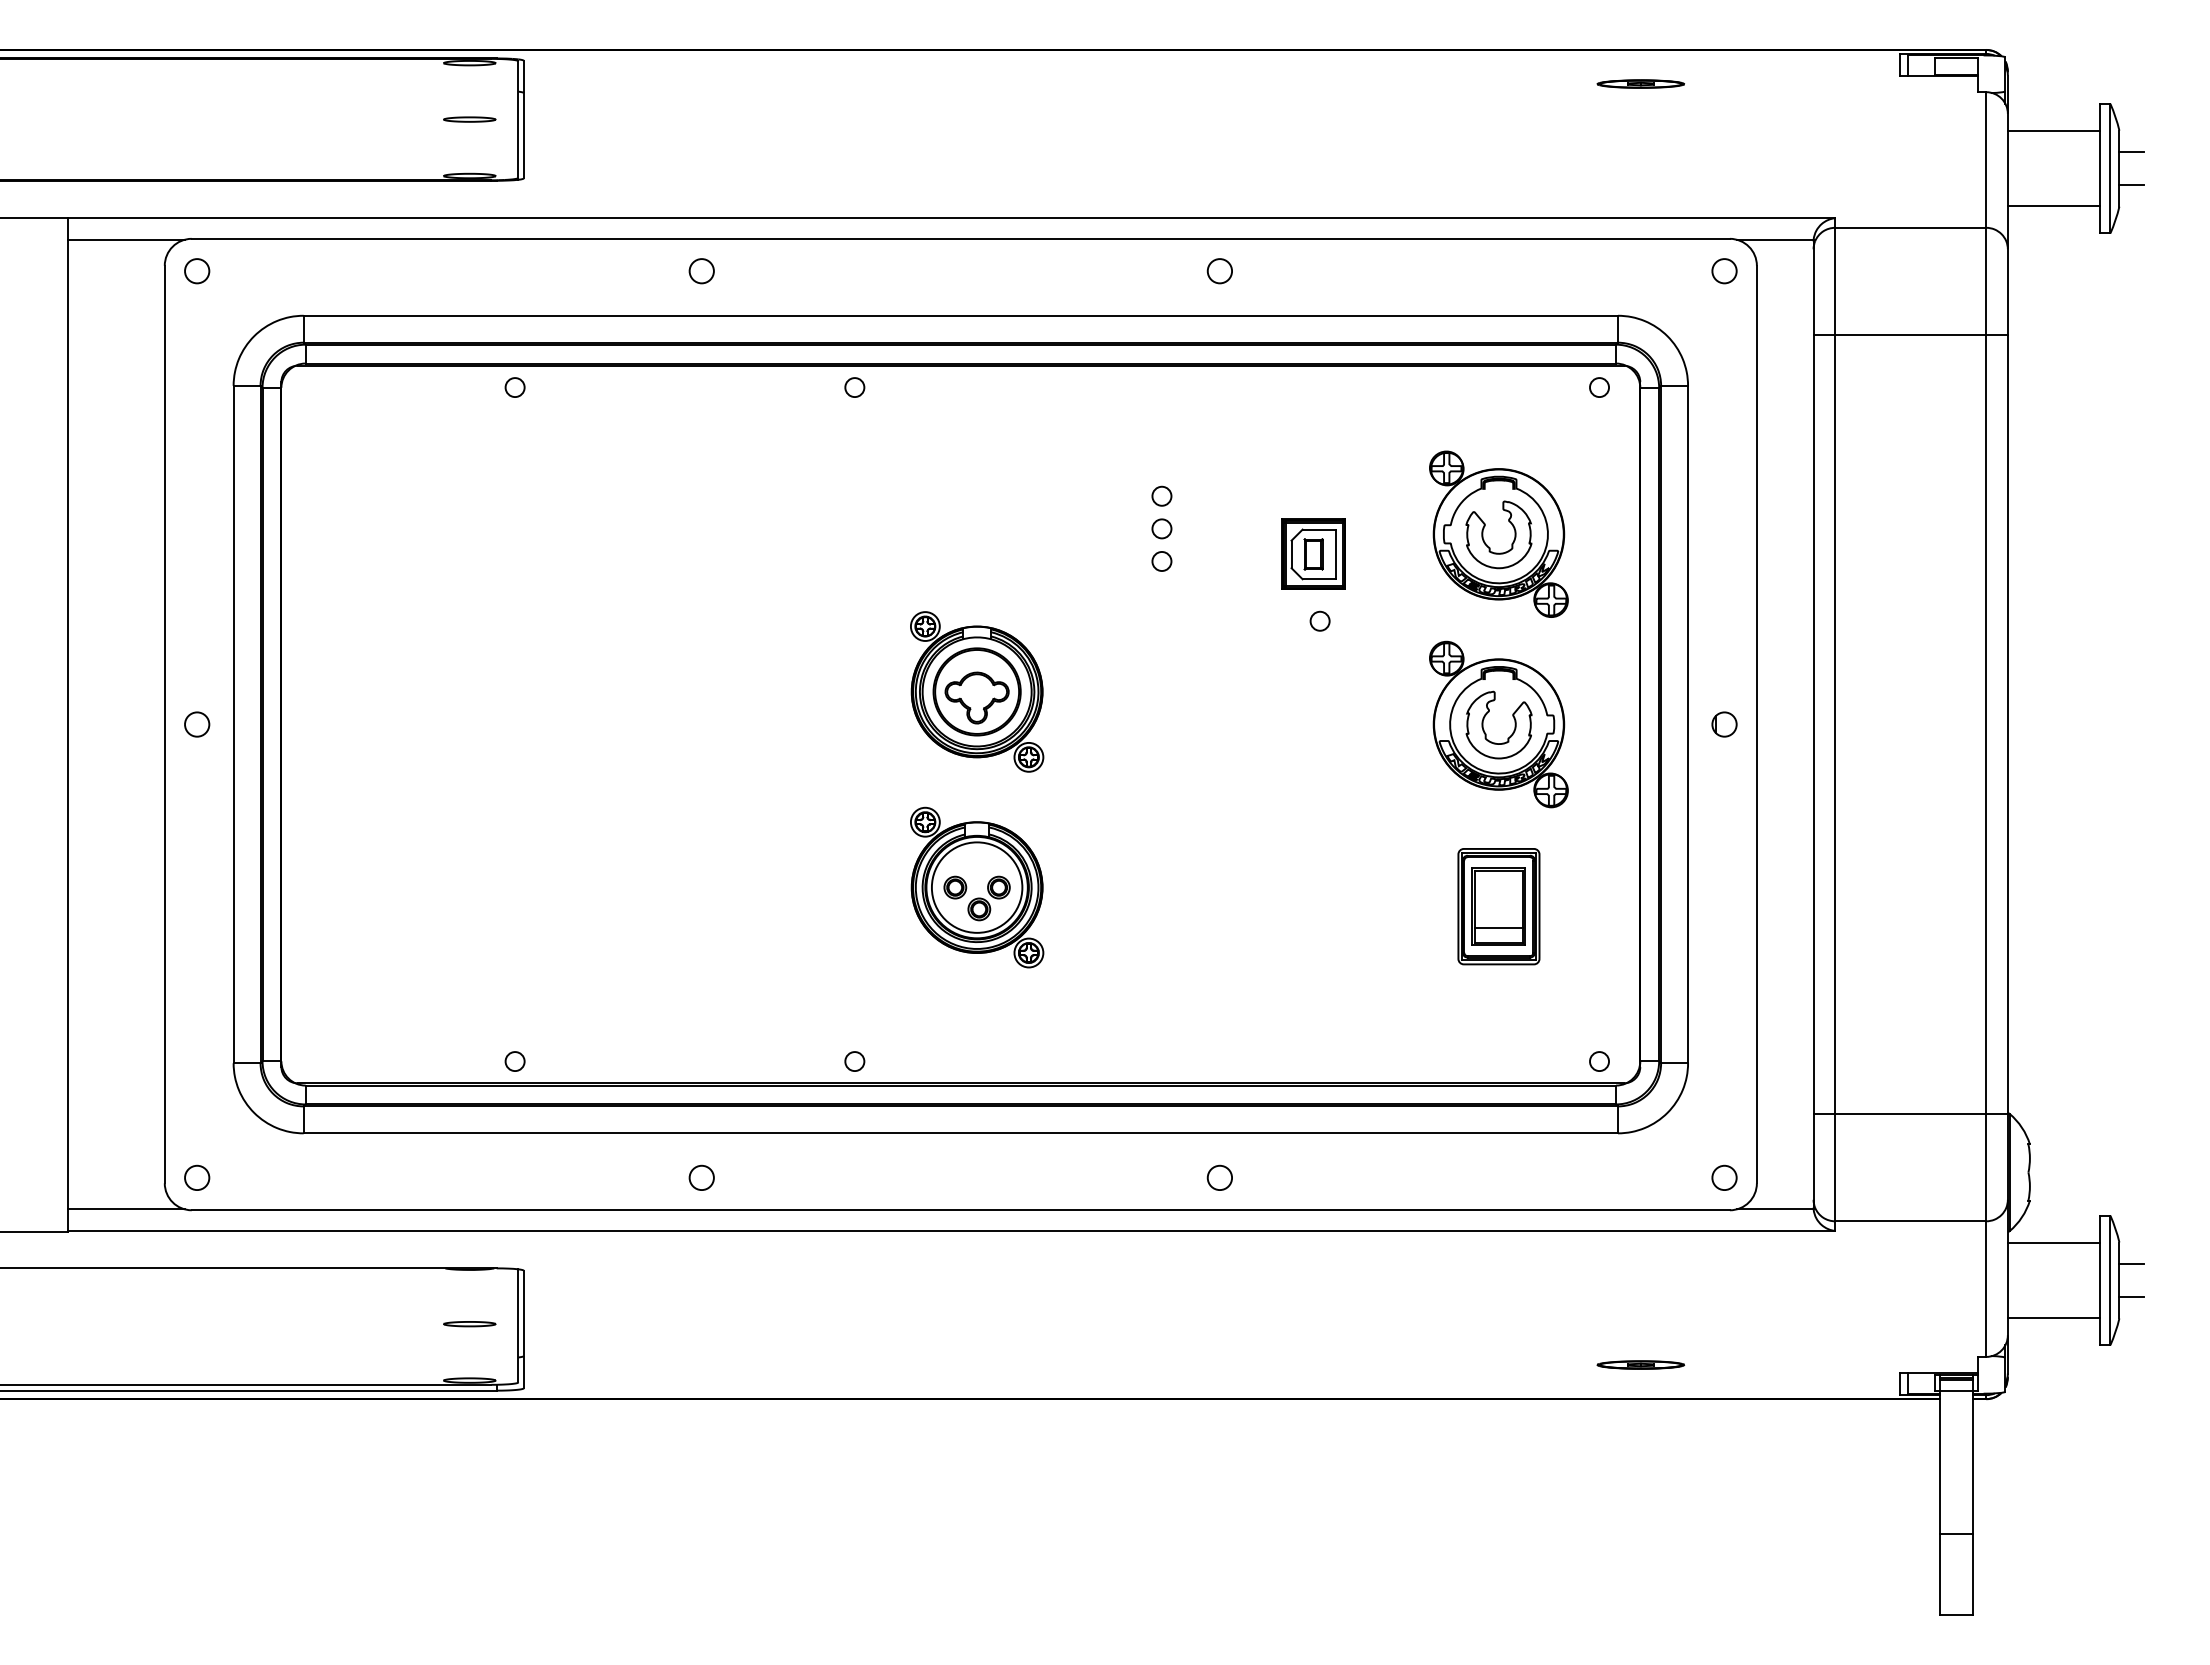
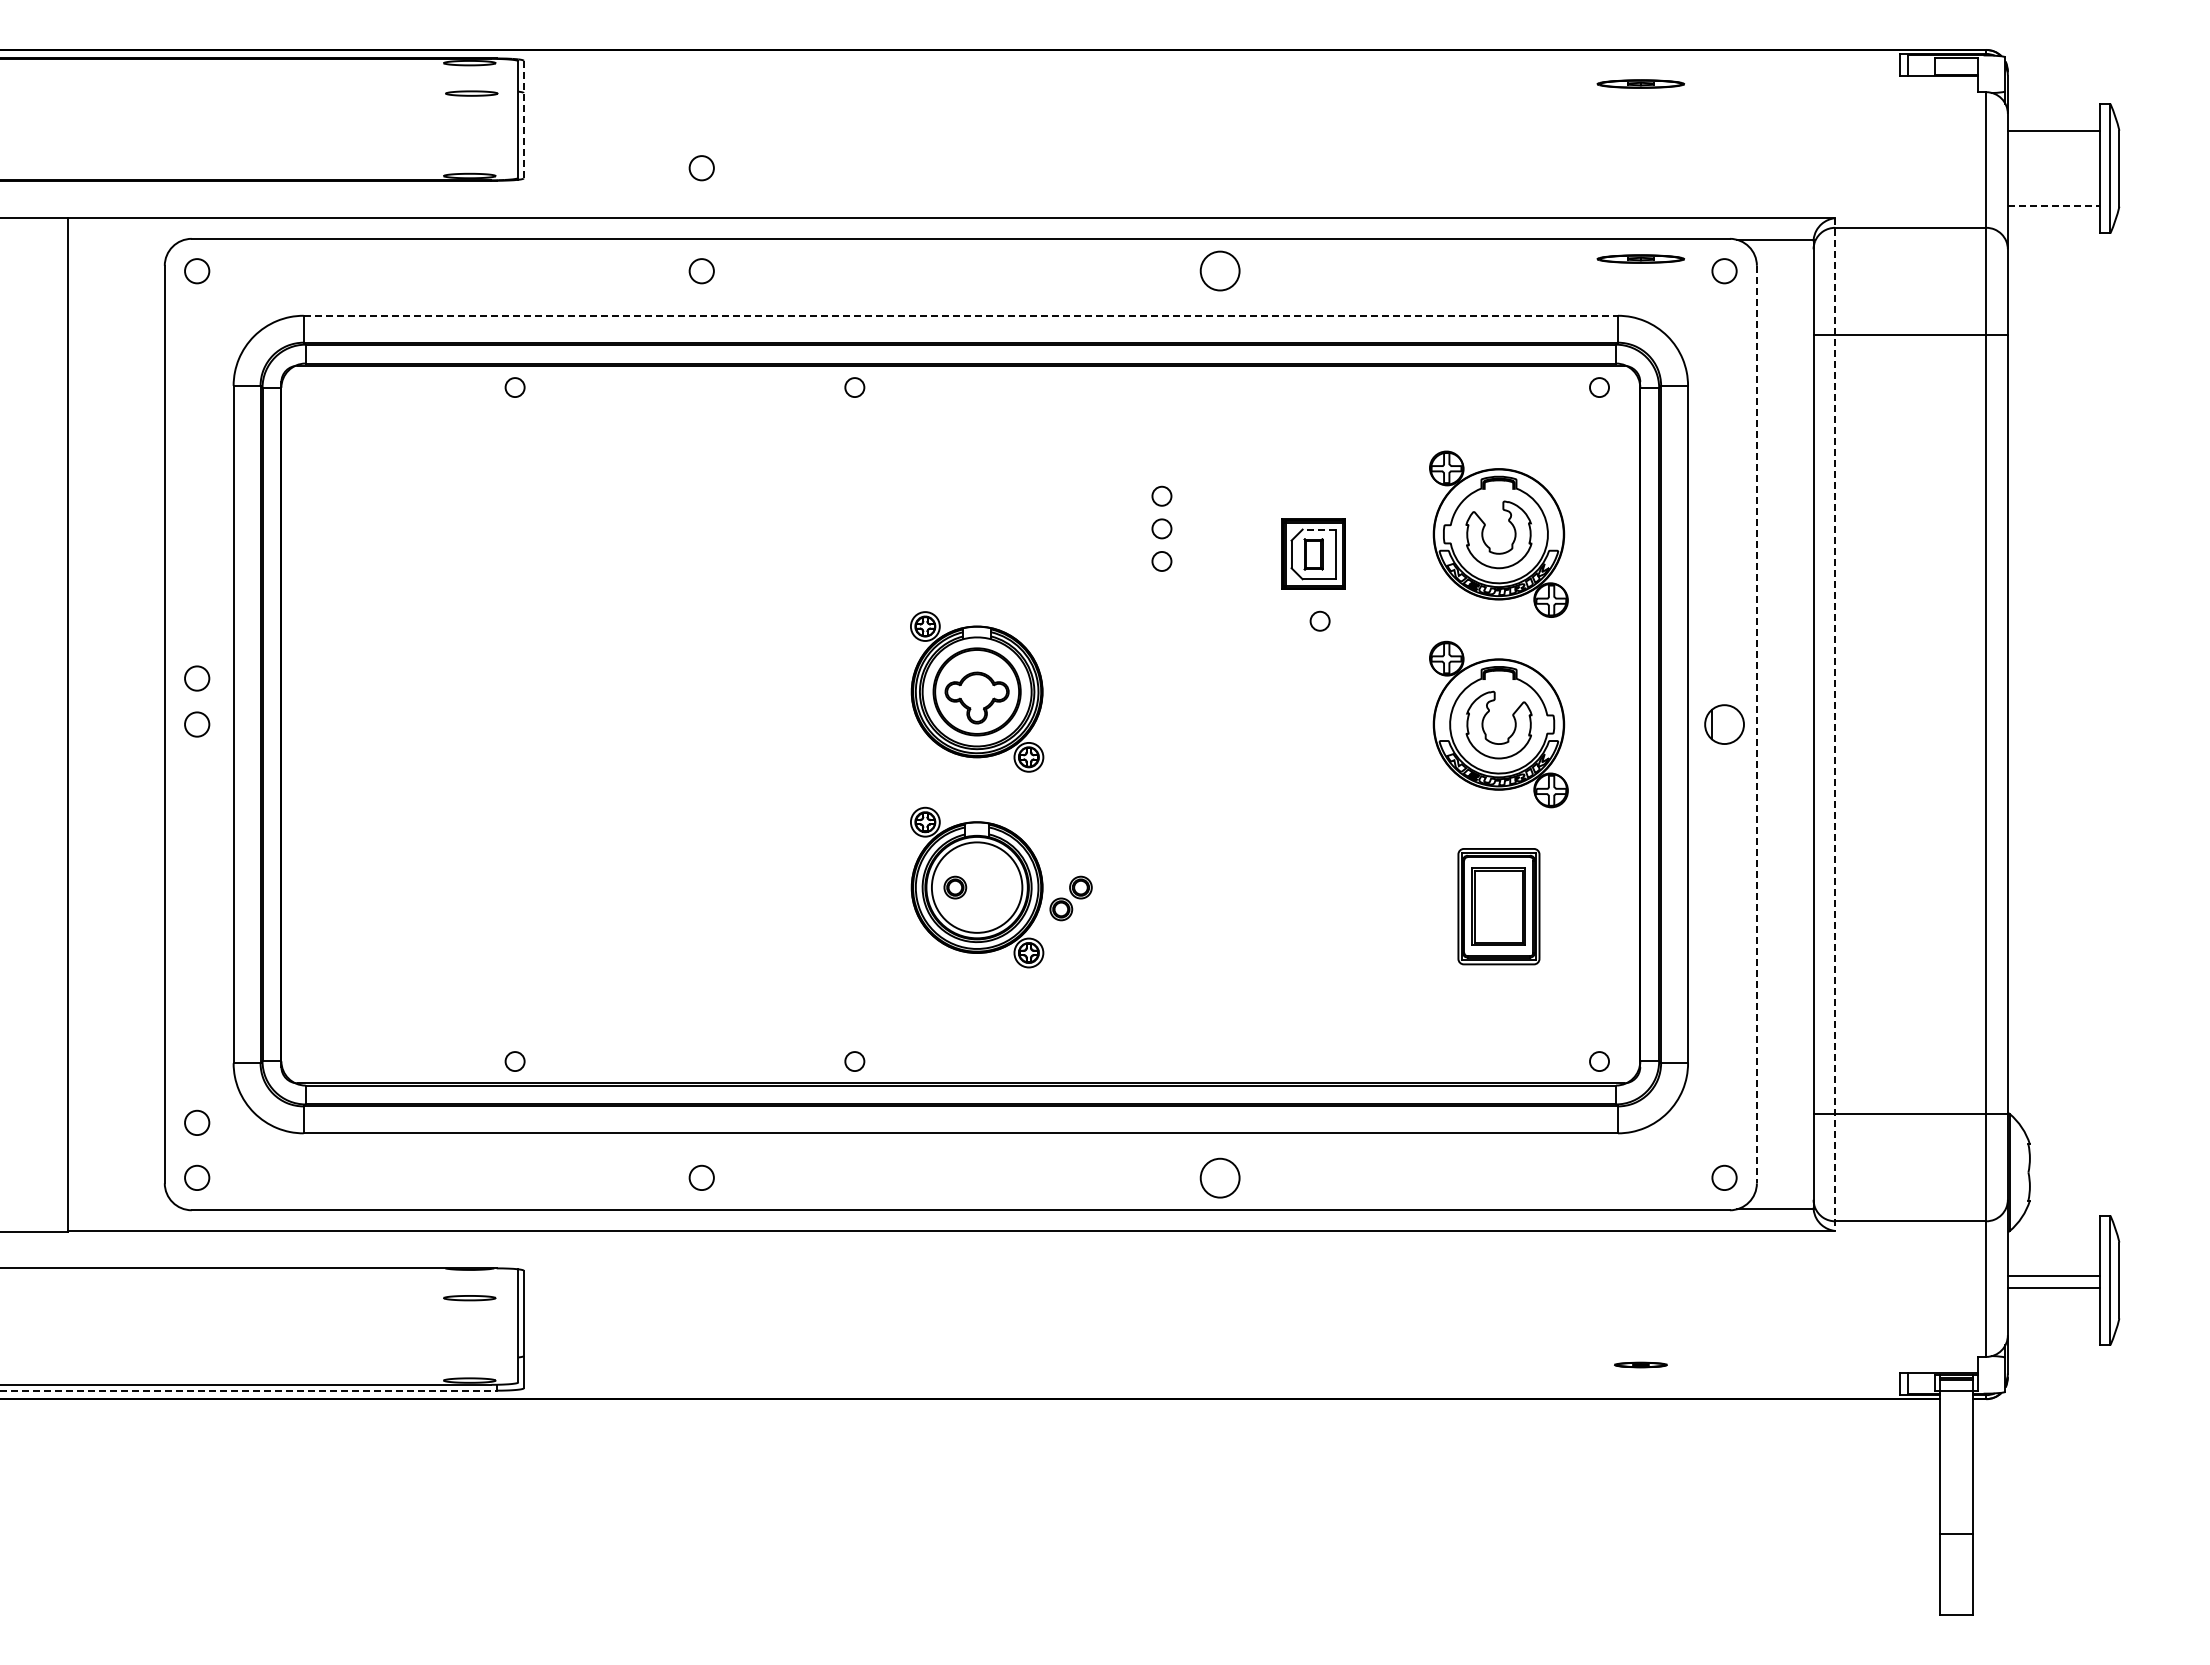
part position: (469, 119) -> (471, 93) (471, 93)
line: solid -> dashed (523, 119)
line: present -> none (2131, 152)
part: none -> present (701, 168)
line: present -> none (2131, 184)
line: solid -> dashed (2053, 206)
line: present -> none (126, 239)
part: none -> present (1640, 258)
part size: 27x27 px -> 42x42 px (1219, 270)
line: solid -> dashed (961, 315)
line: solid -> dashed (1319, 529)
part: none -> present (197, 678)
part size: 27x27 px -> 41x41 px (1724, 724)
line: solid -> dashed (1756, 724)
line: solid -> dashed (1835, 725)
part position: (988, 898) -> (1070, 898) (1070, 898)
line: present -> none (1498, 928)
part: none -> present (197, 1122)
part size: 27x27 px -> 42x42 px (1219, 1177)
line: present -> none (126, 1209)
line position: (2053, 1242) -> (2053, 1275) (2053, 1275)
line: present -> none (2131, 1264)
line: present -> none (2131, 1296)
line position: (2053, 1318) -> (2053, 1288) (2053, 1288)
part position: (469, 1324) -> (469, 1298) (469, 1298)
part size: 90x10 px -> 54x8 px (1640, 1364)
line: solid -> dashed (248, 1390)
